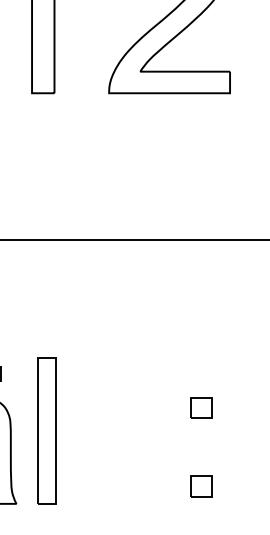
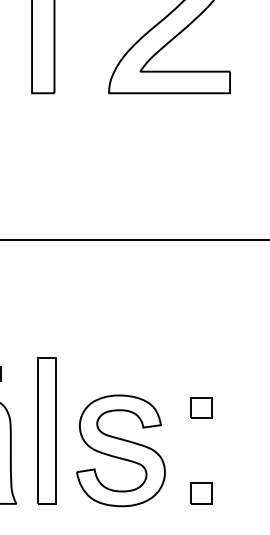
part: none -> present (120, 450)
part position: (201, 486) -> (201, 493) (201, 493)
